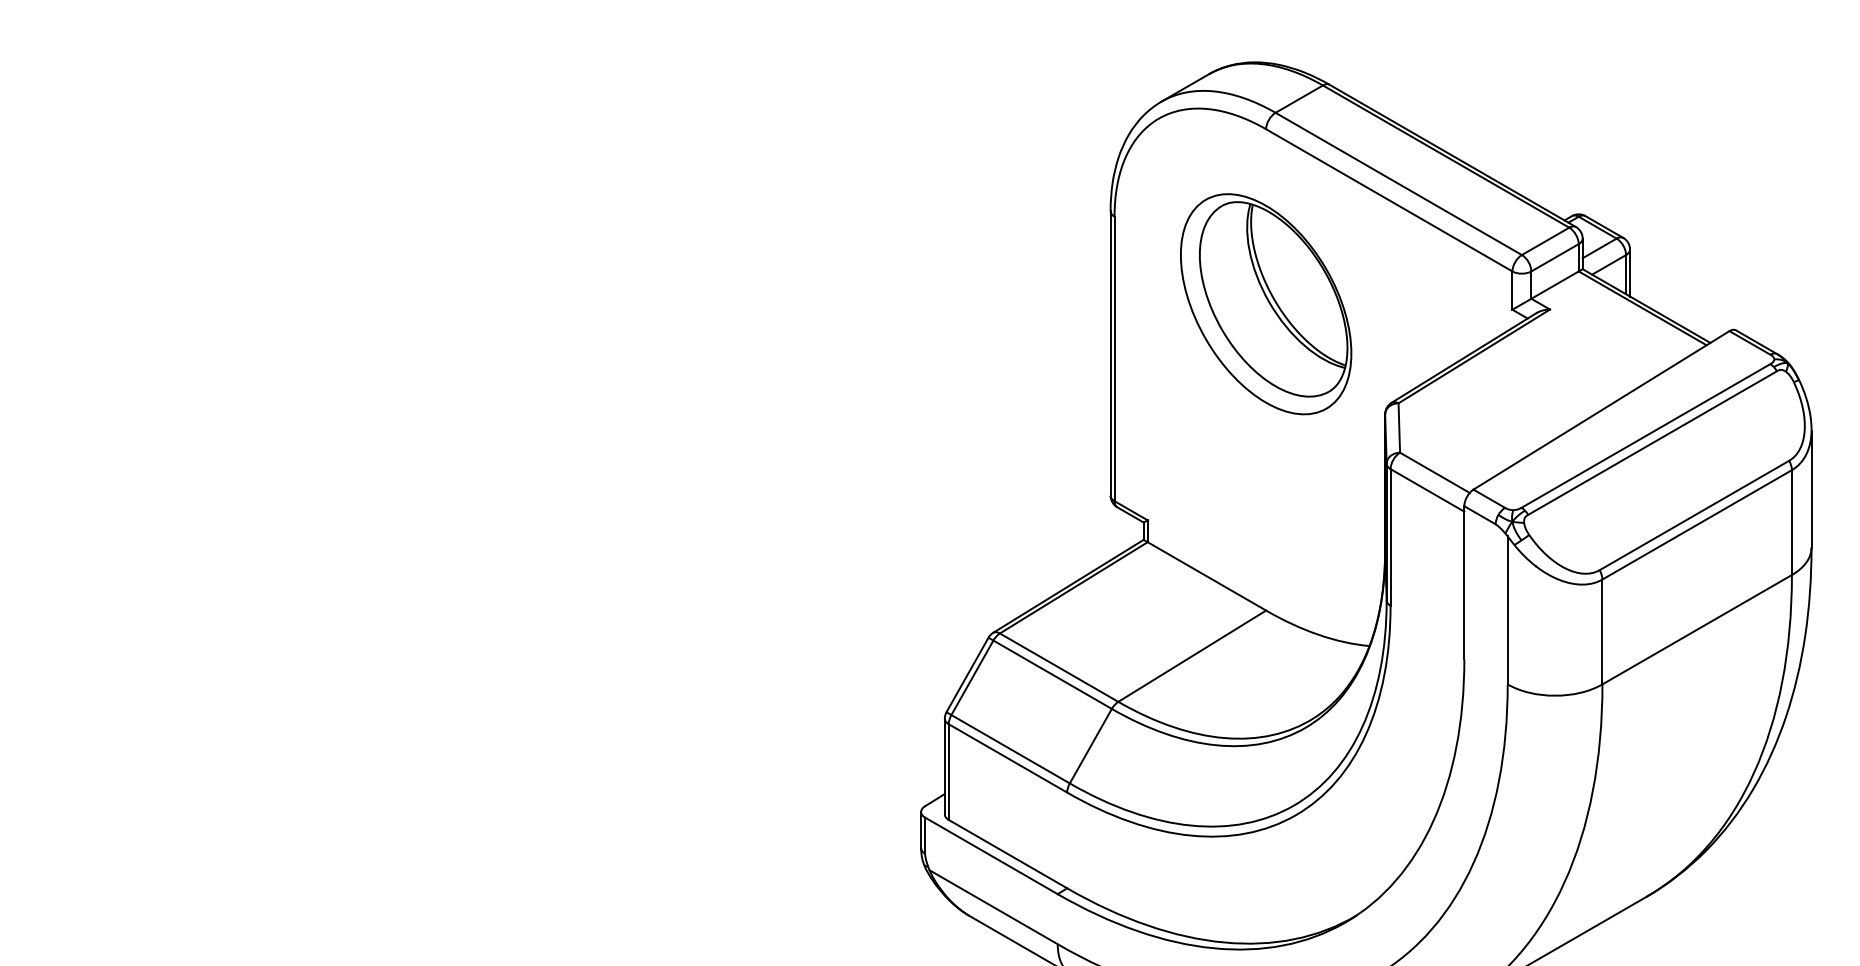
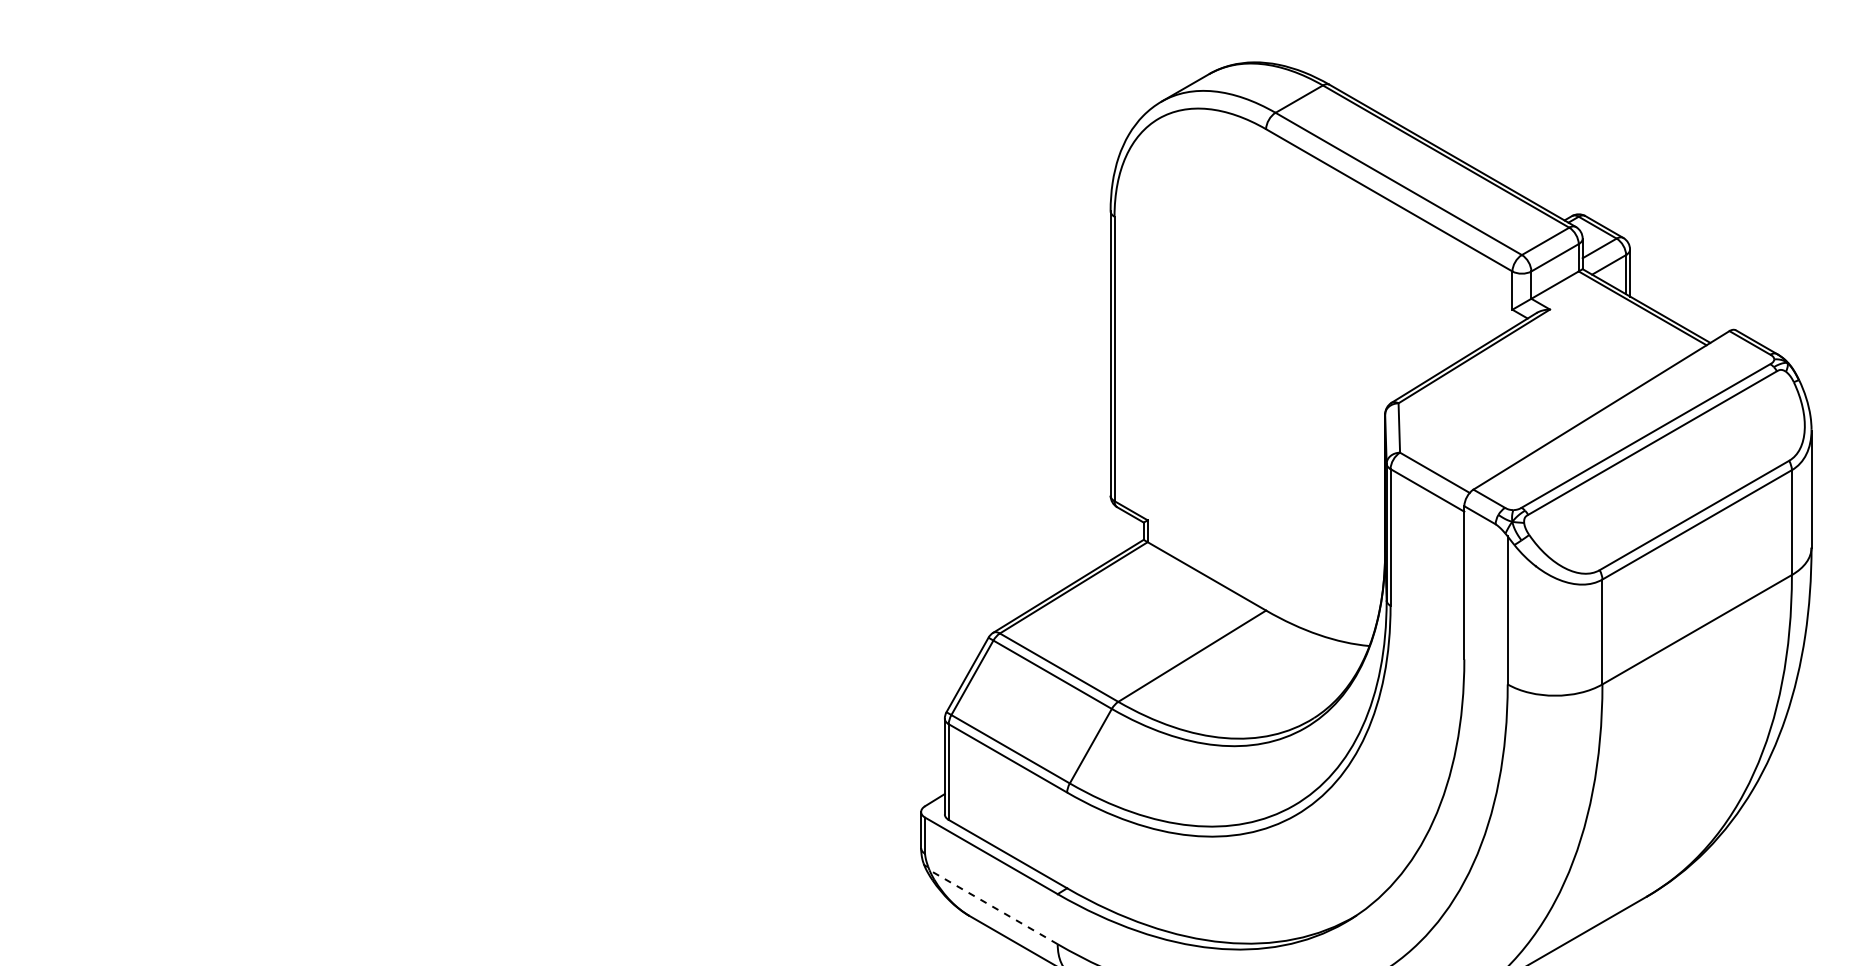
part: present -> none (1266, 304)
line: solid -> dashed (993, 906)
